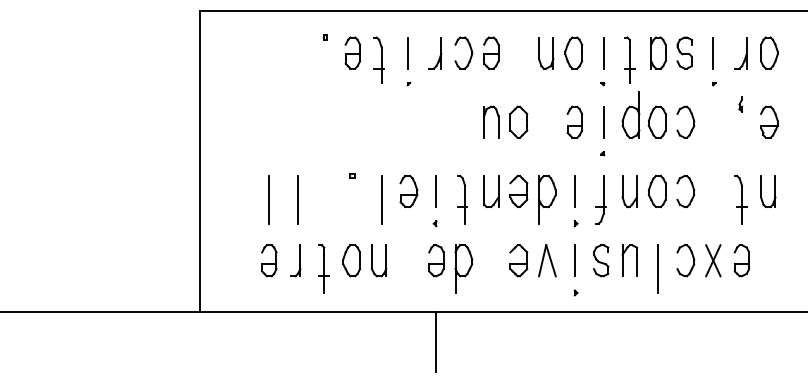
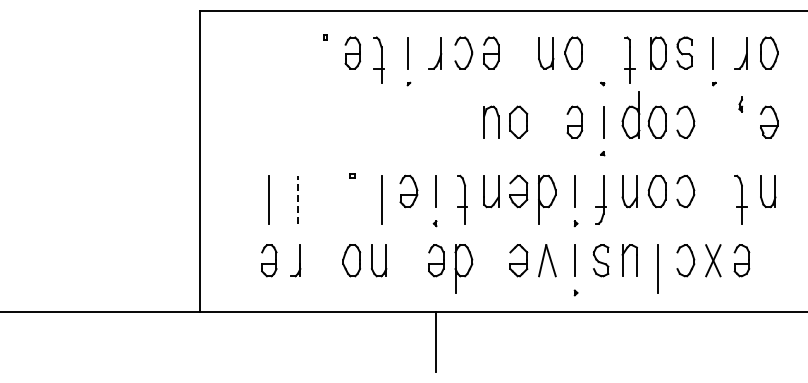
line: present -> none (603, 52)
line: solid -> dashed (297, 199)
part: present -> none (323, 268)
